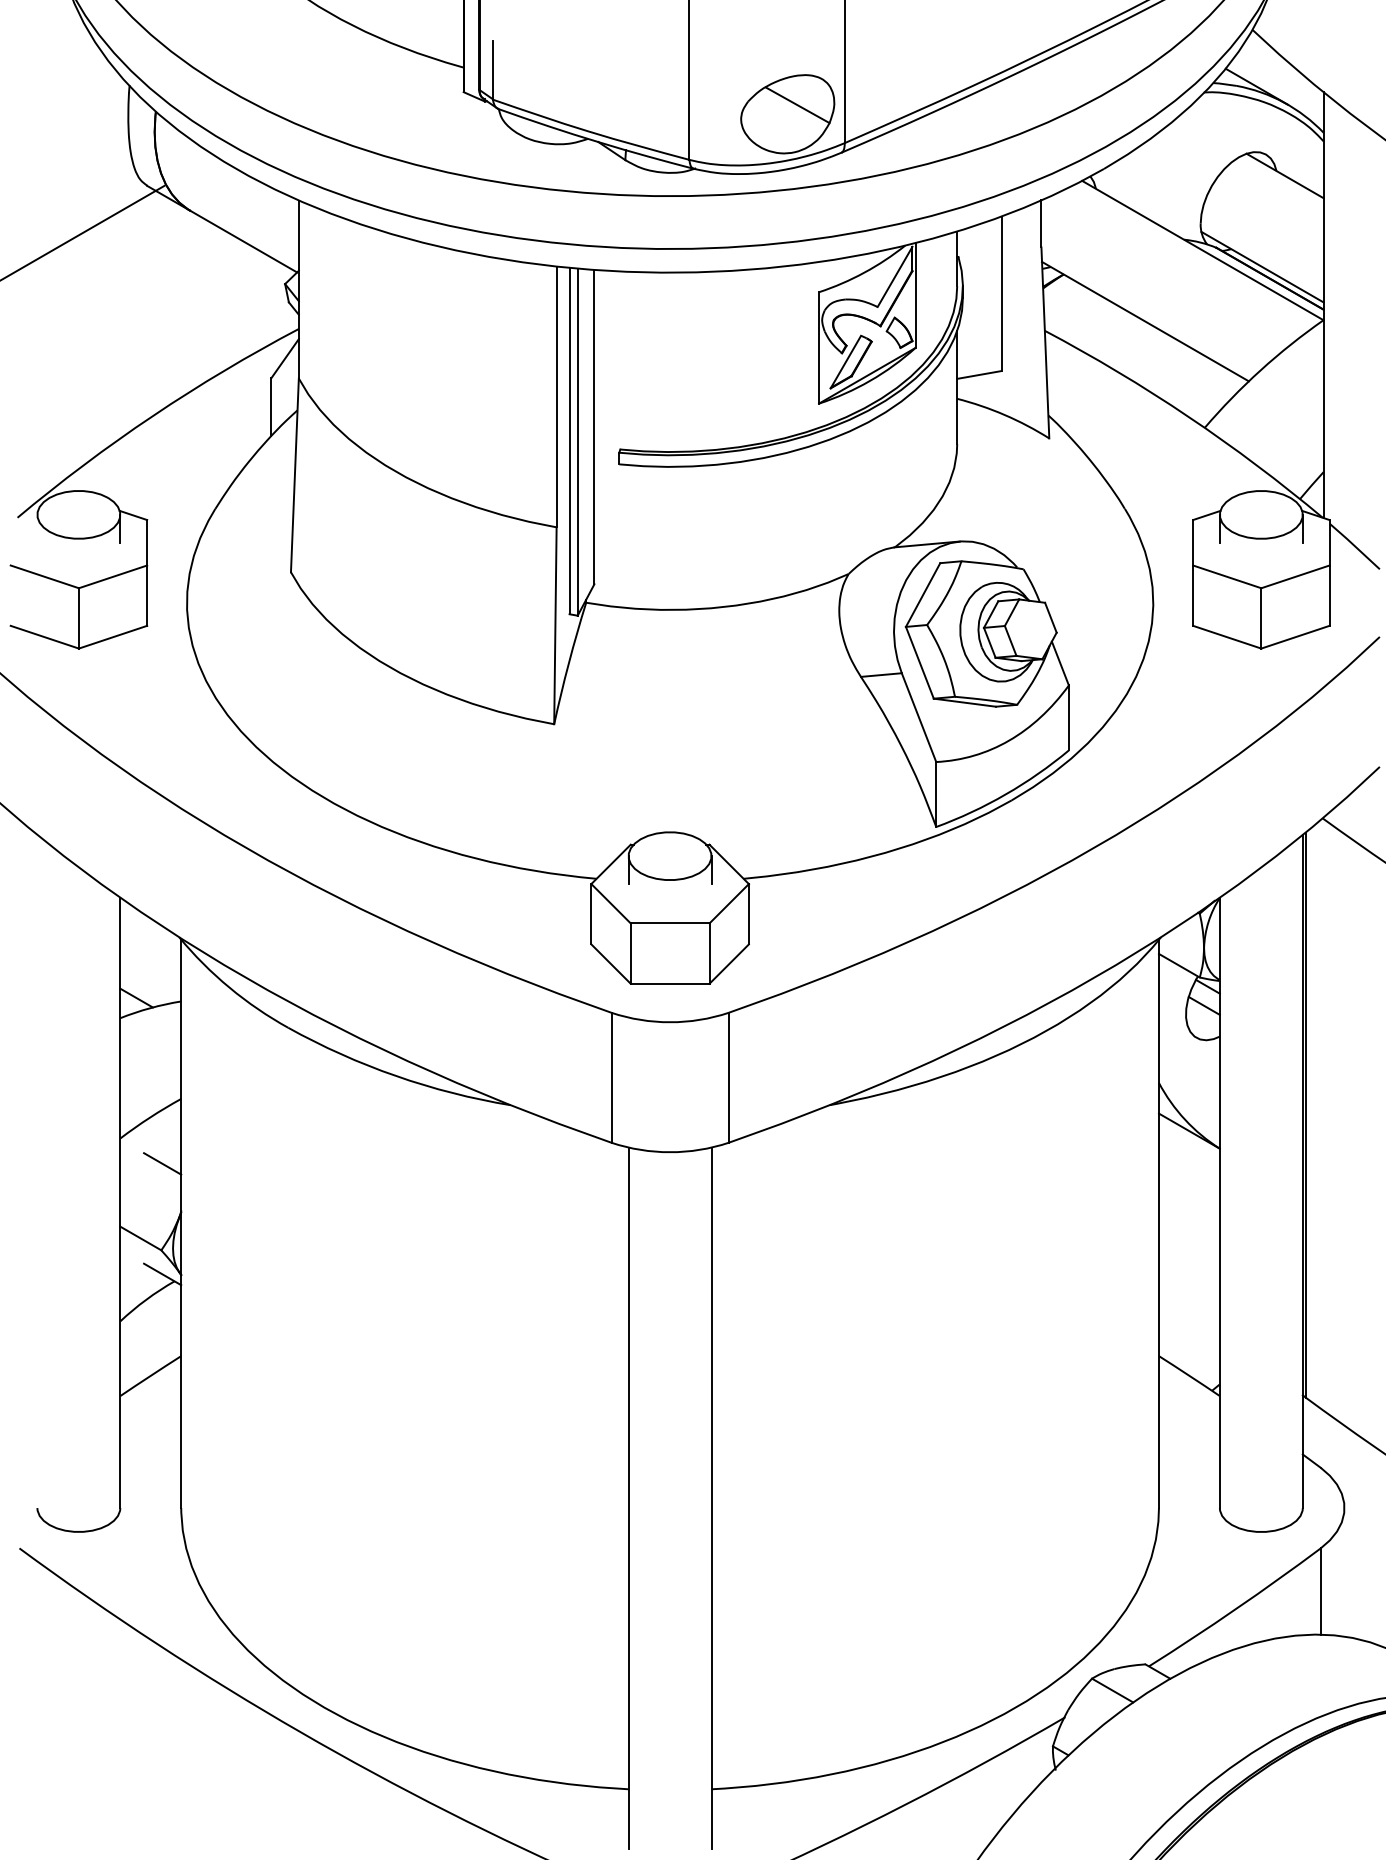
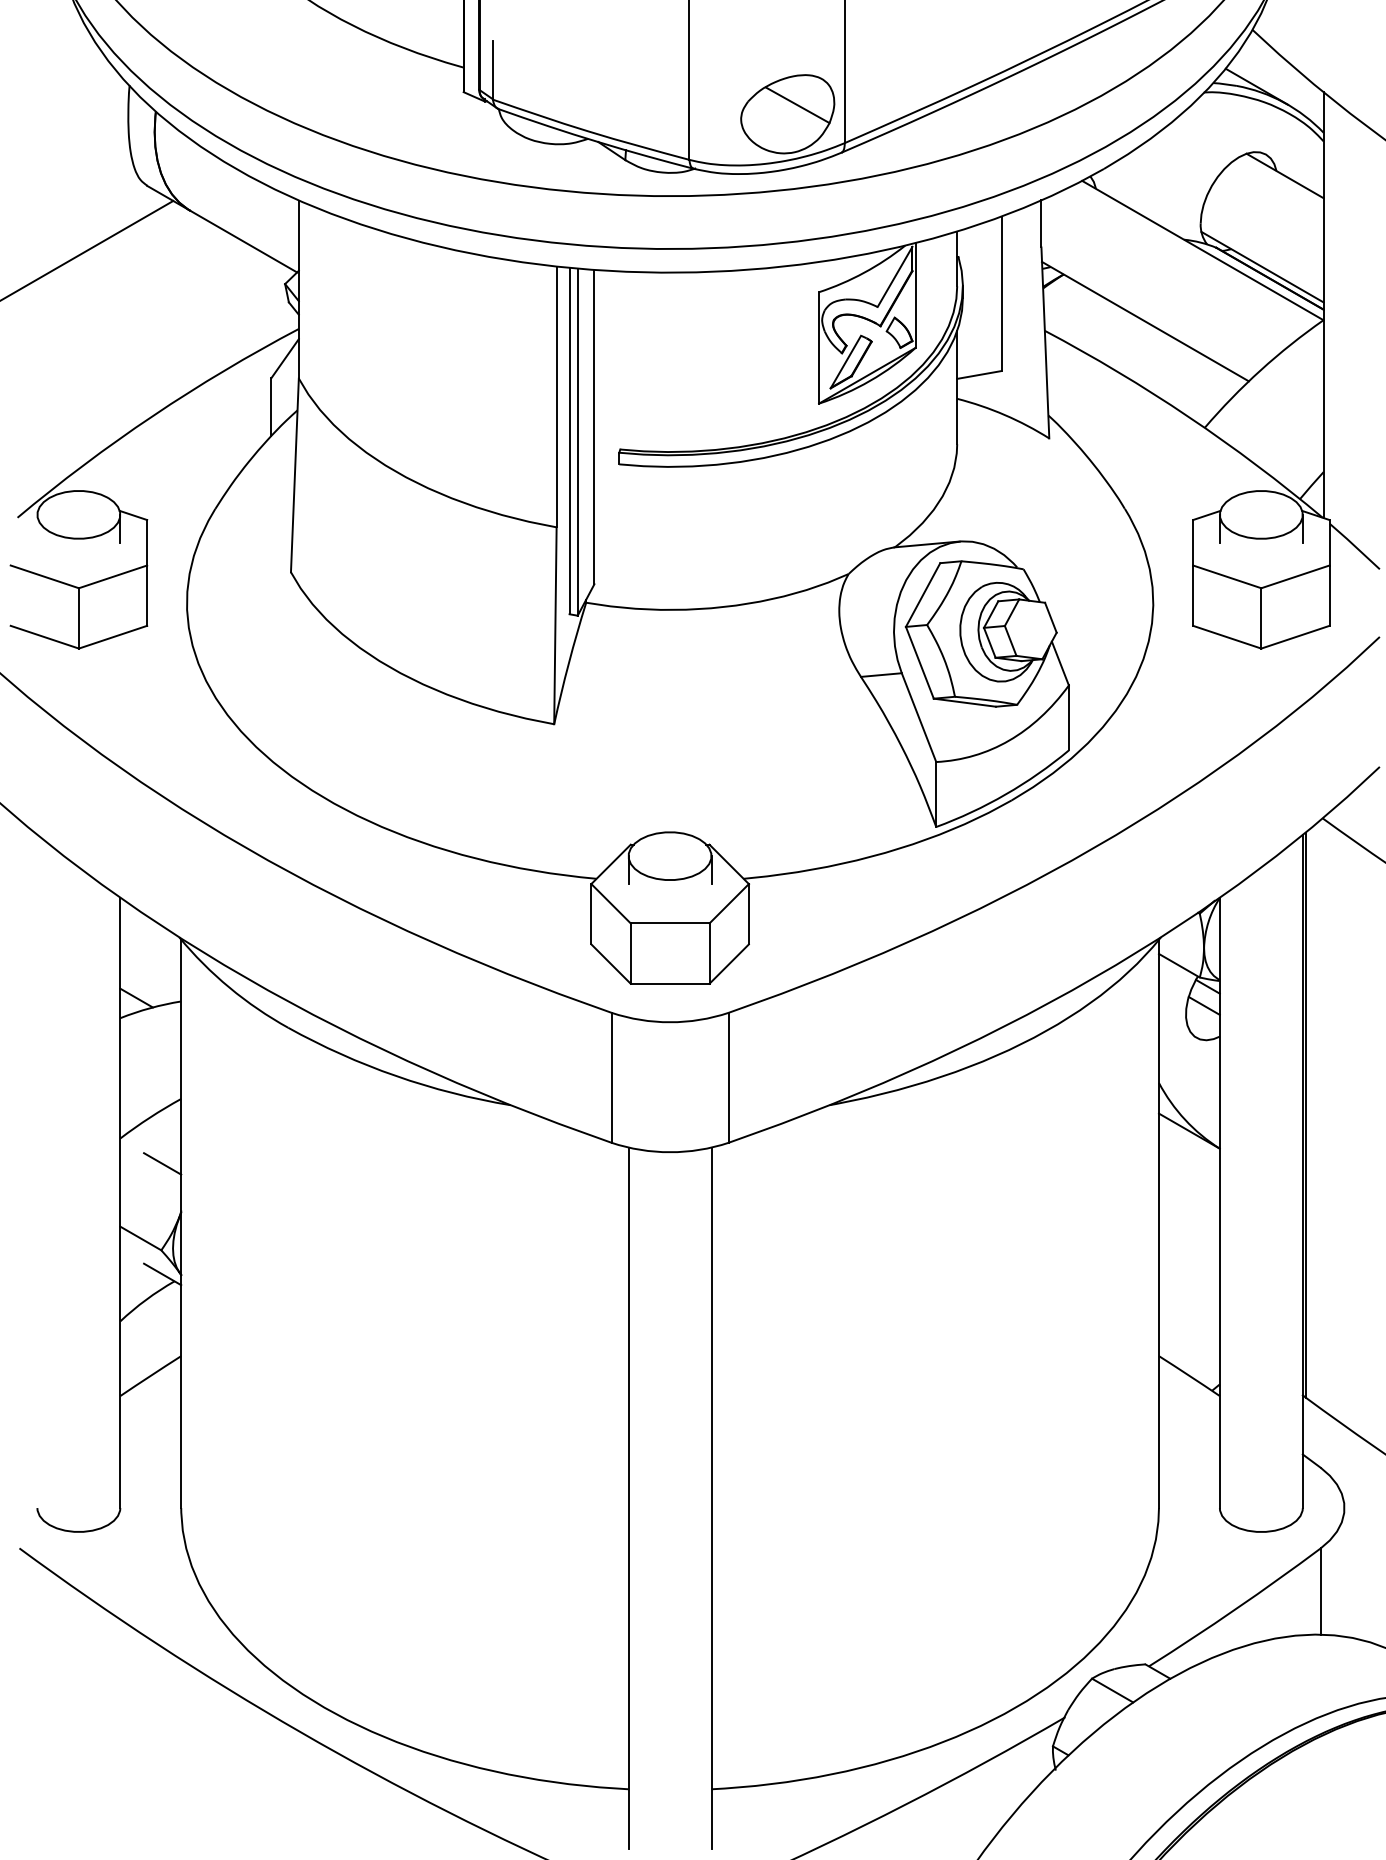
line position: (83, 232) -> (87, 249) (87, 249)
